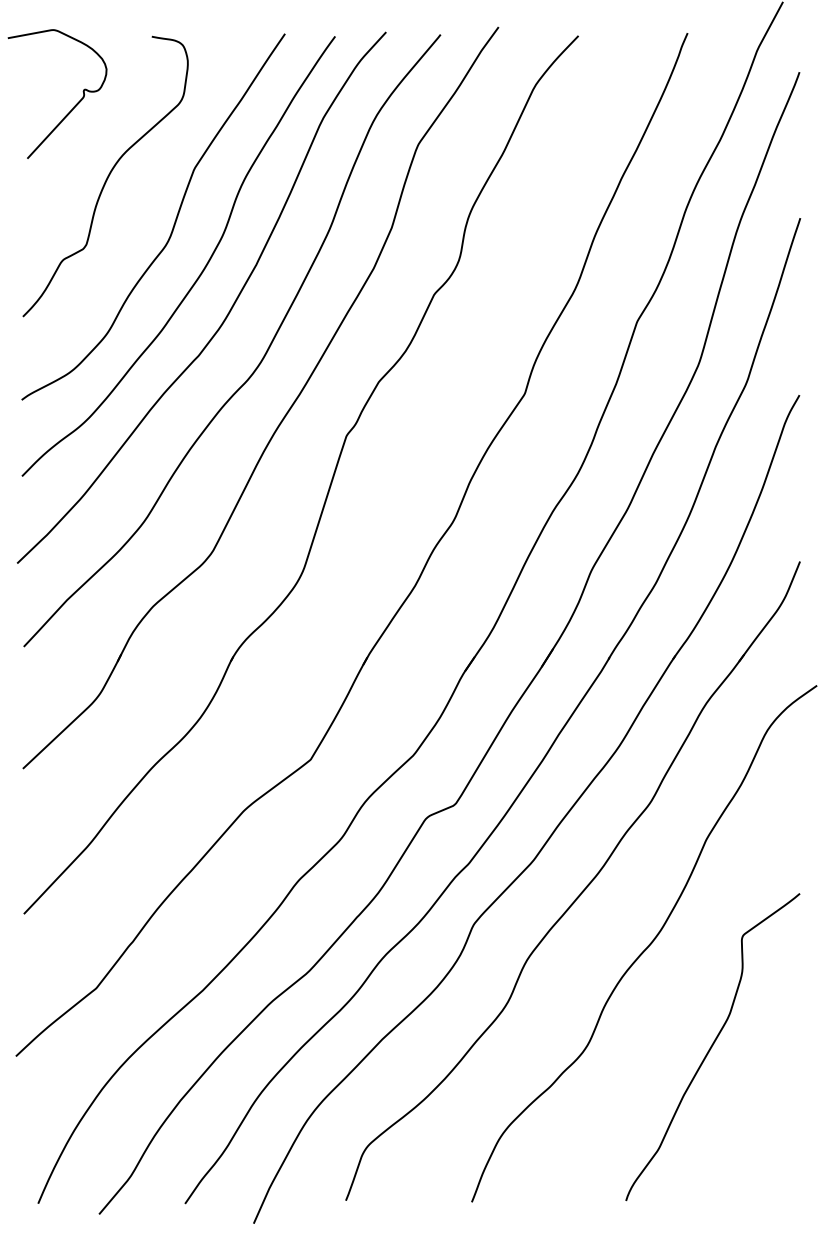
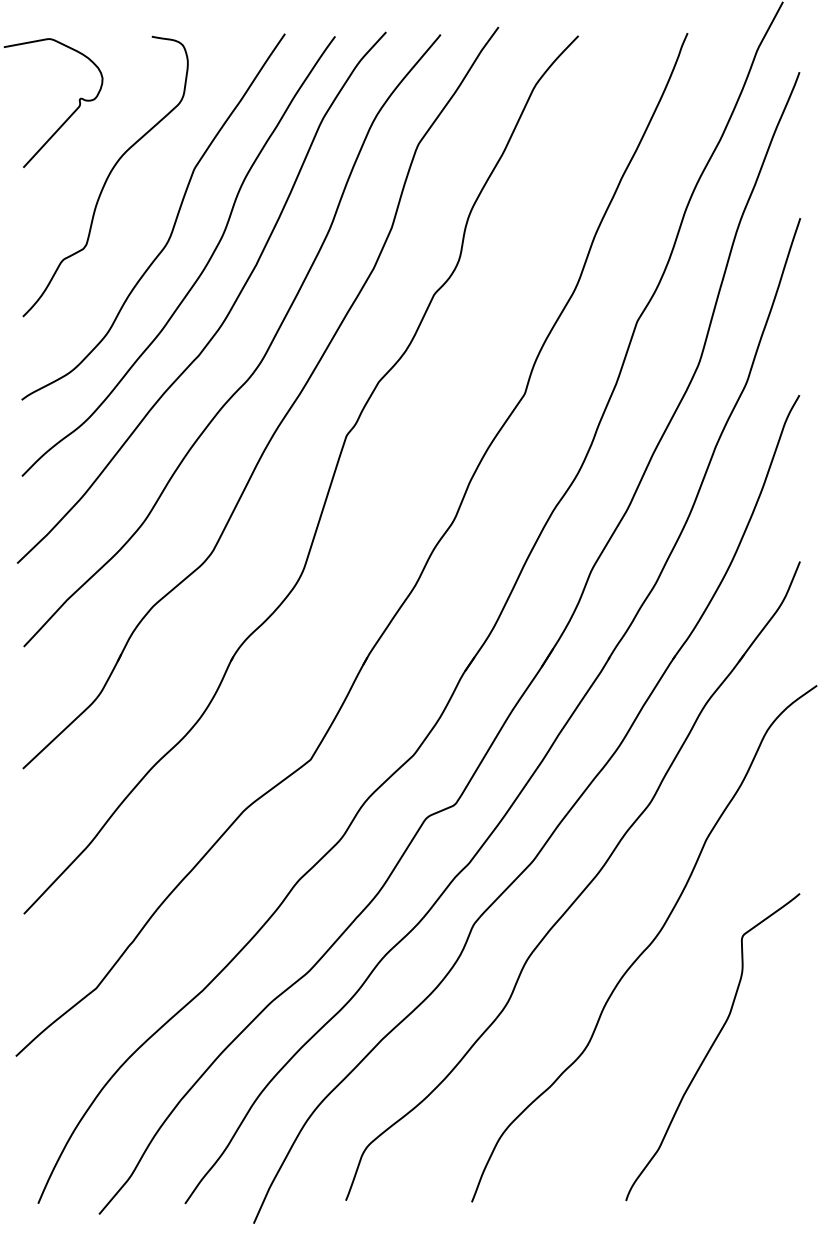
curve position: (73, 106) -> (69, 115) (69, 115)
